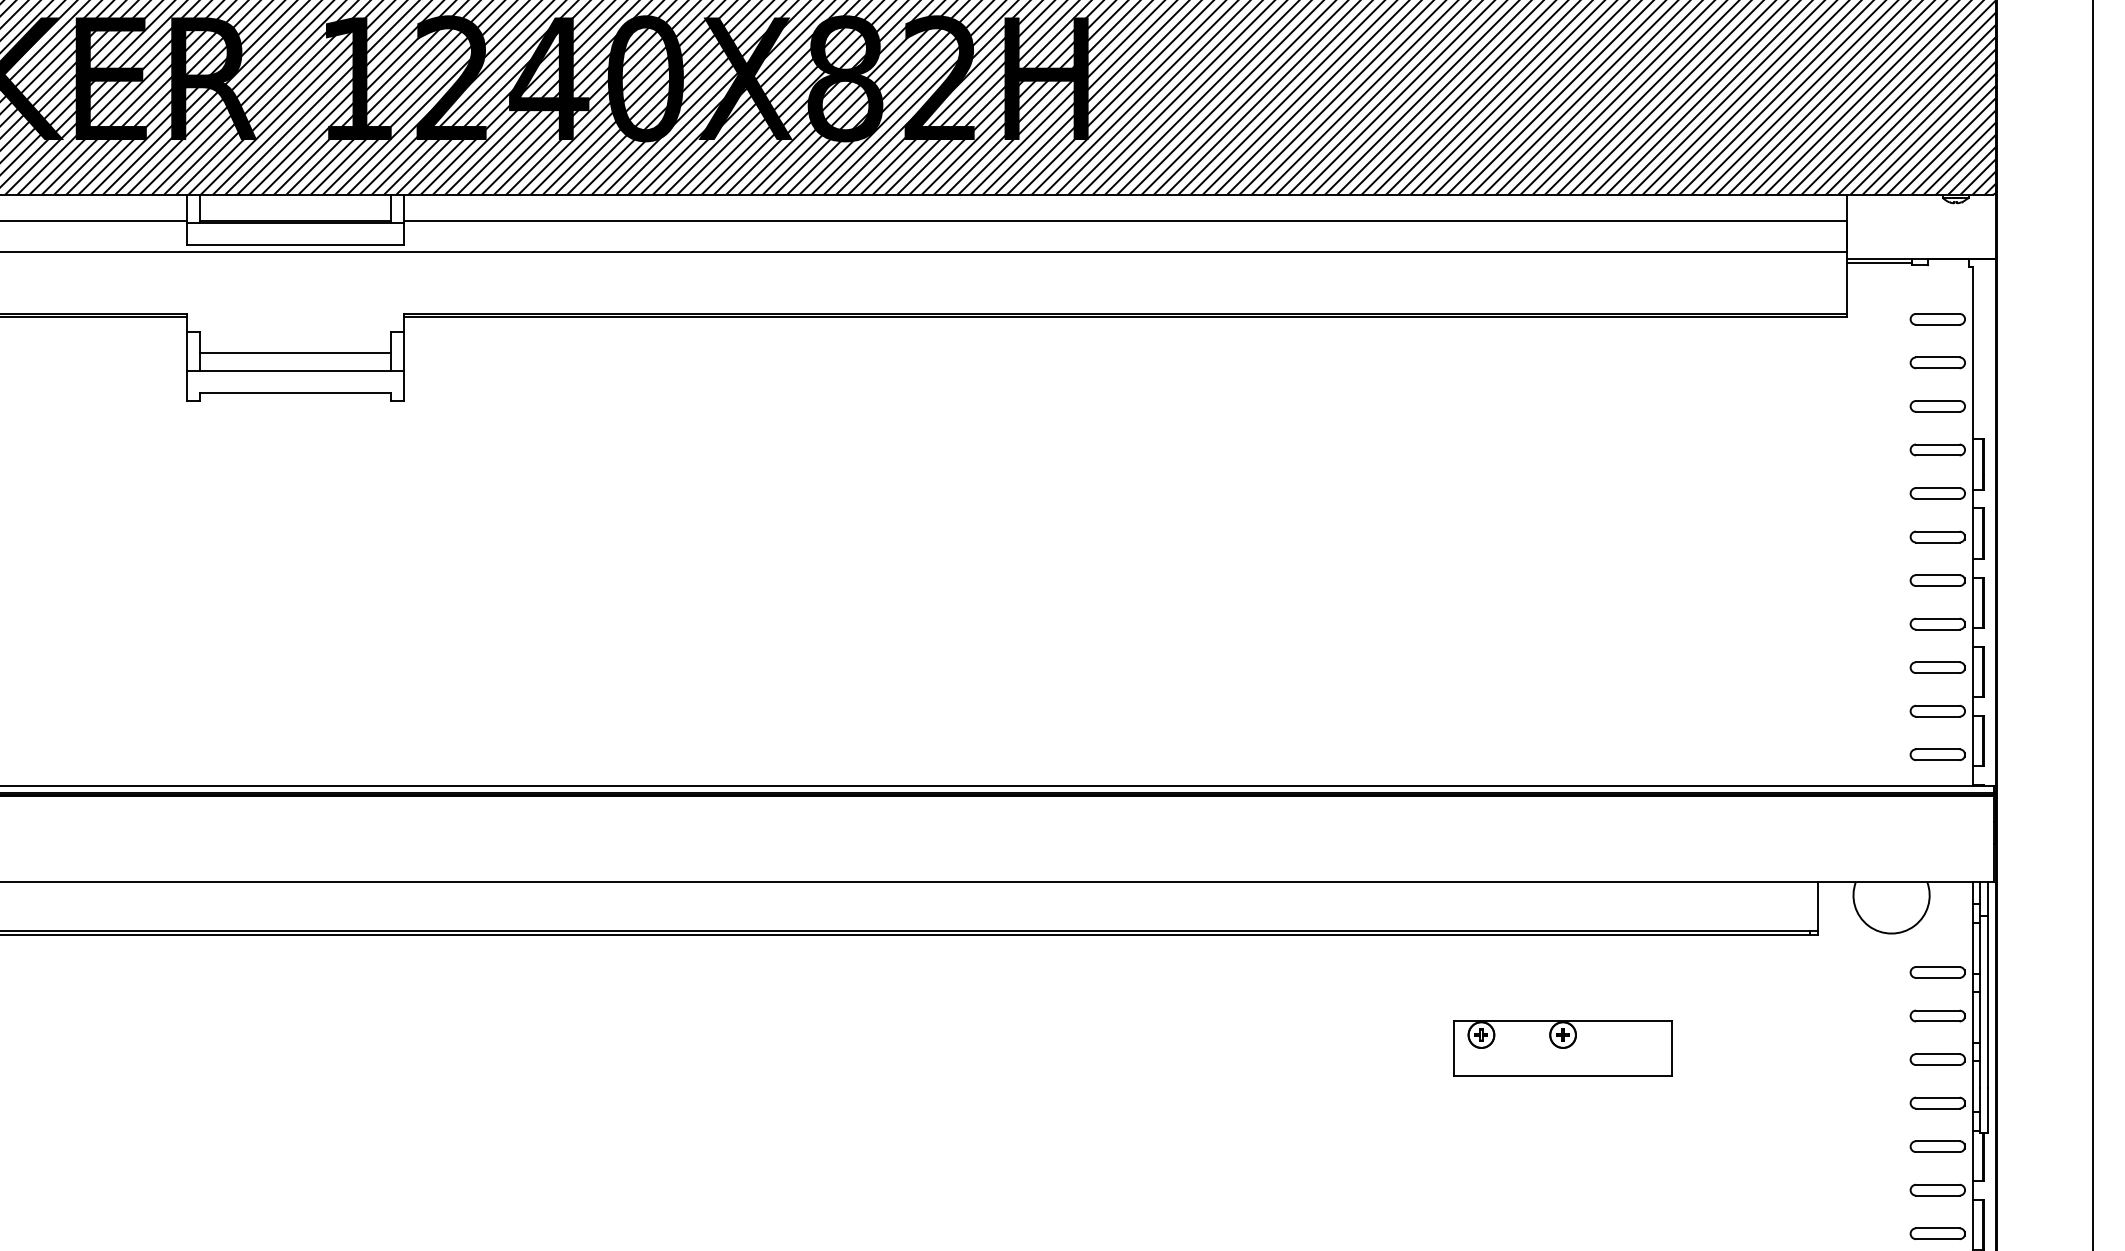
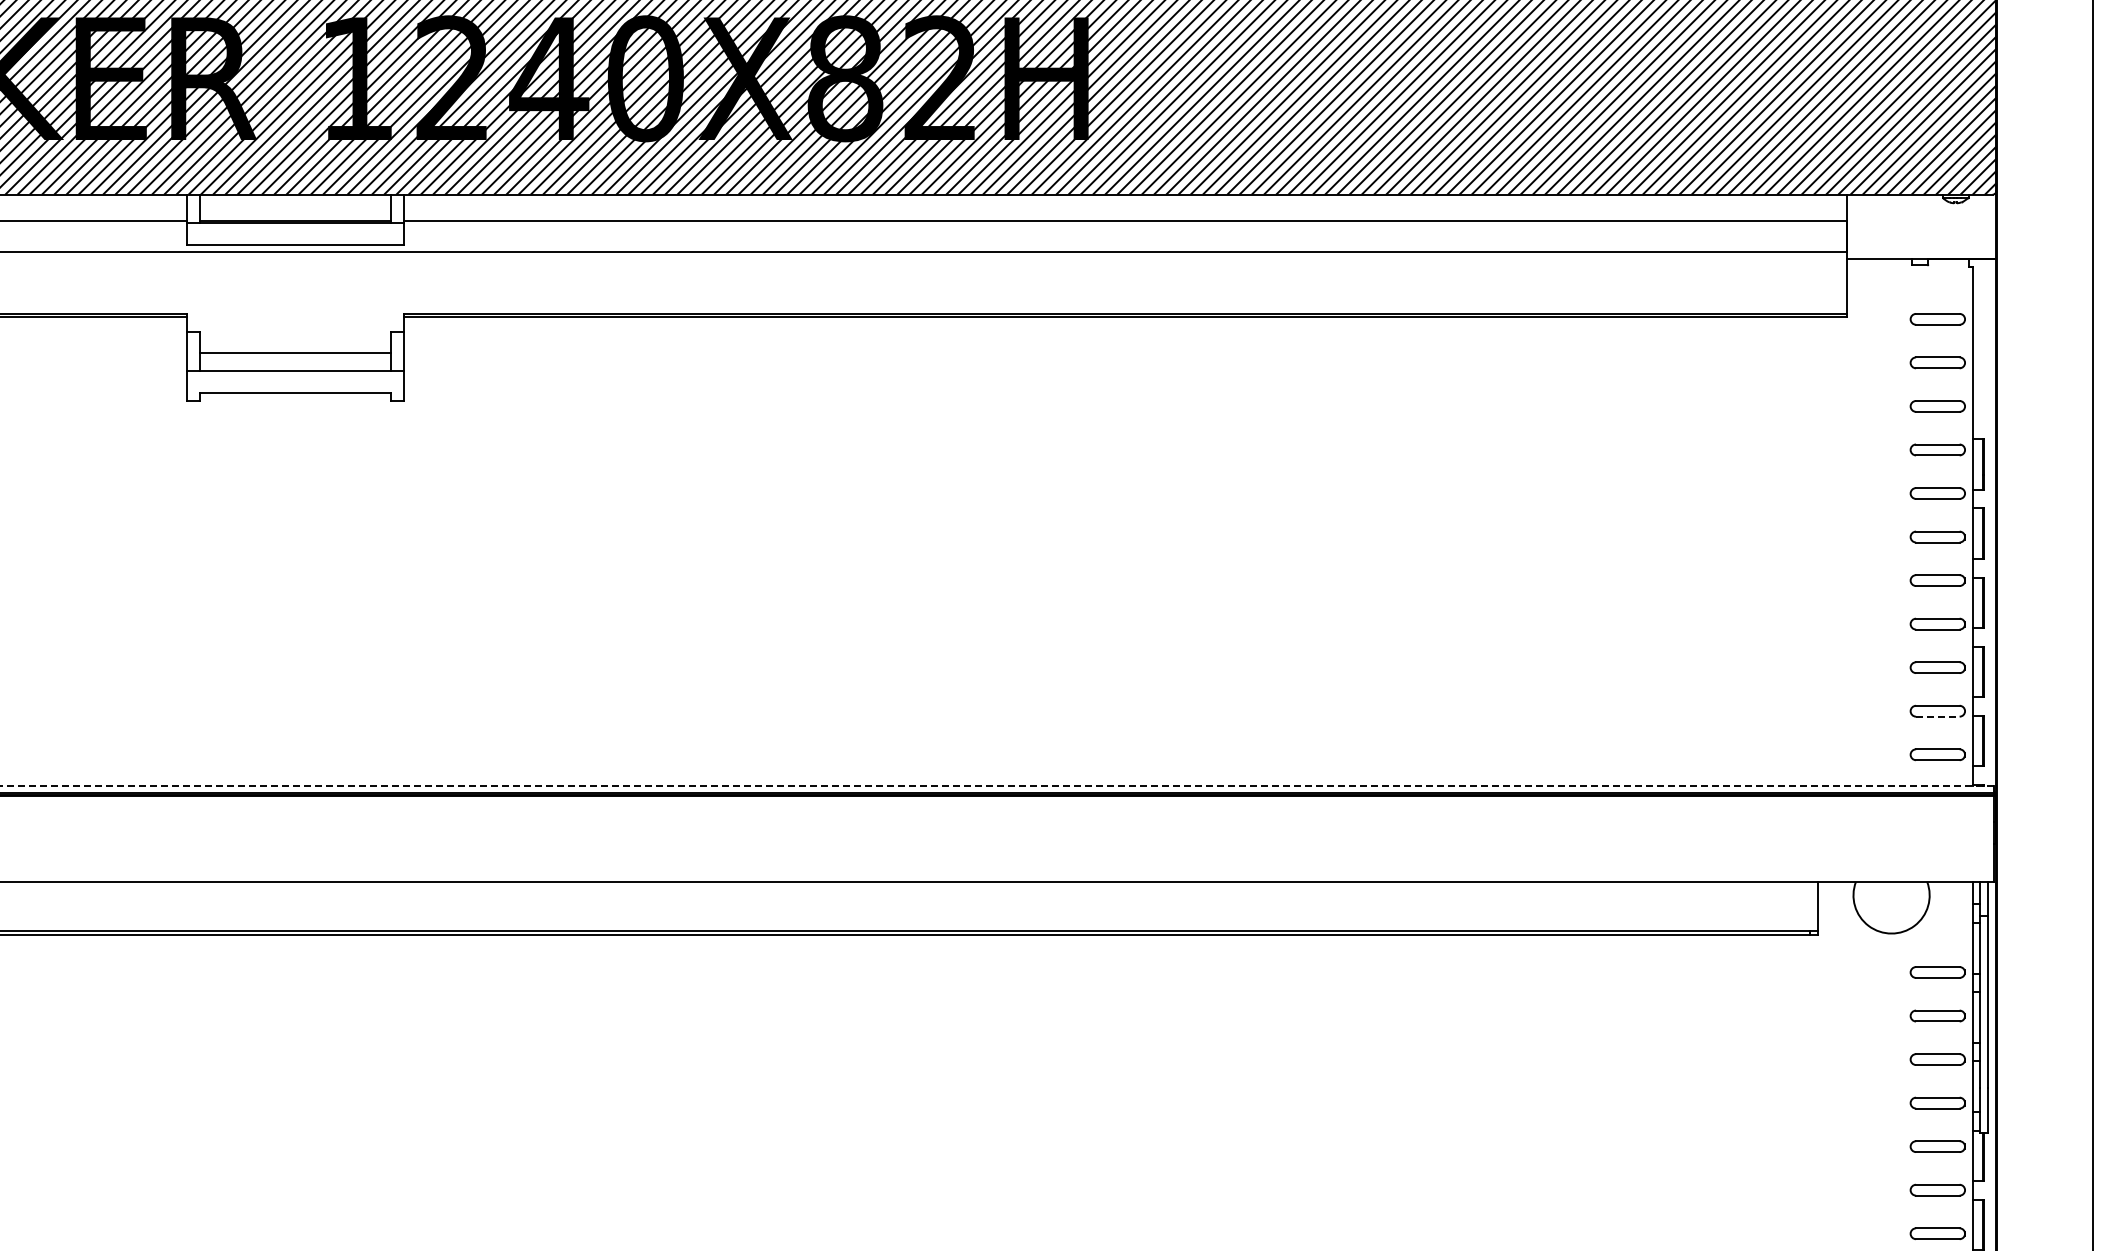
line: present -> none (1878, 262)
line: solid -> dashed (1937, 716)
line: solid -> dashed (996, 786)
part: present -> none (1562, 1048)
